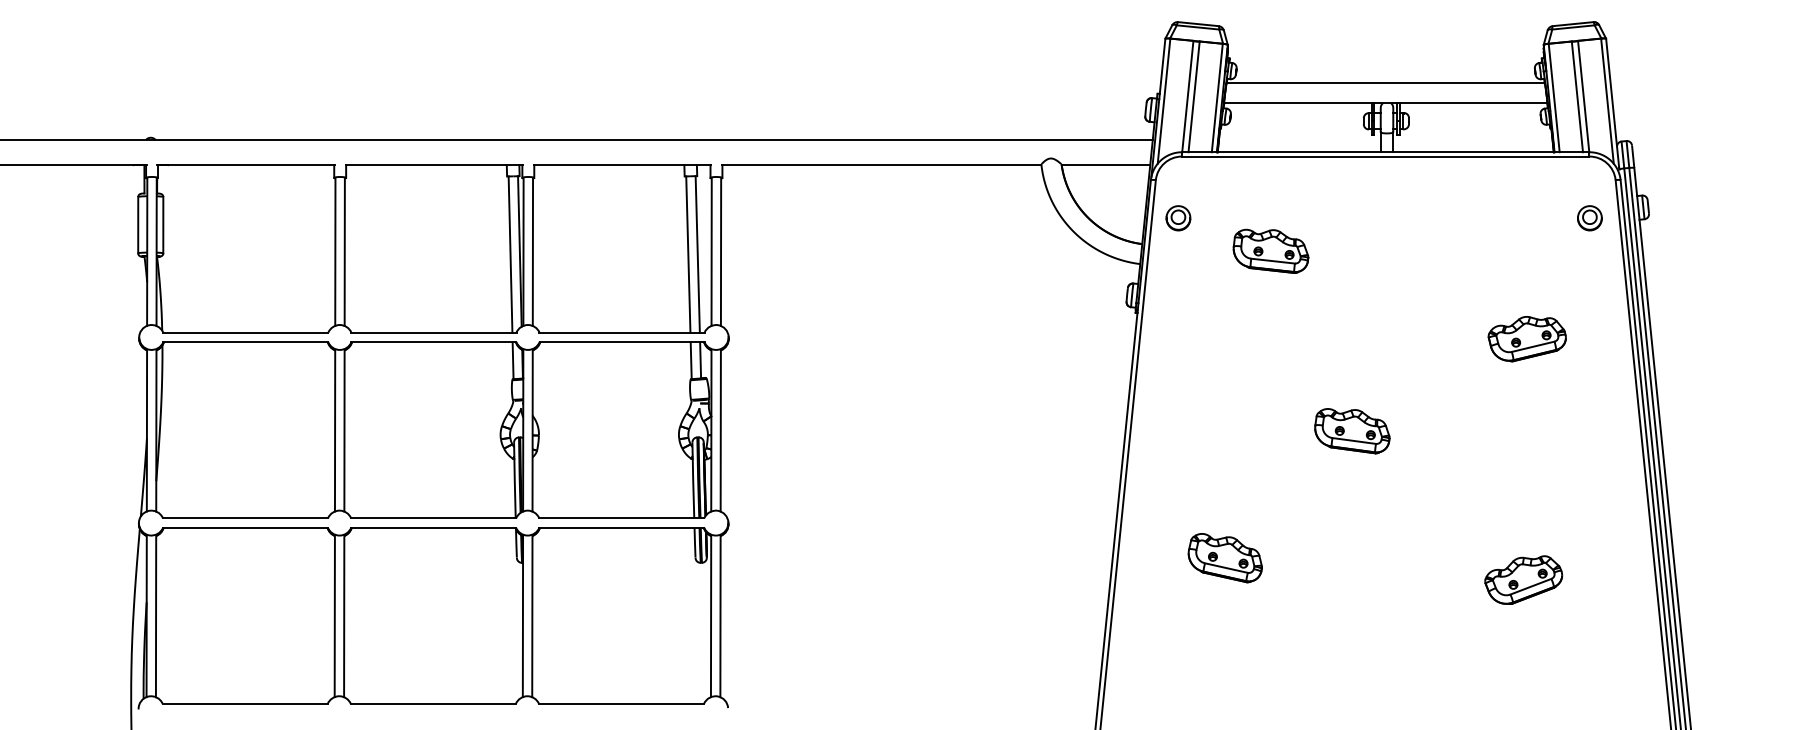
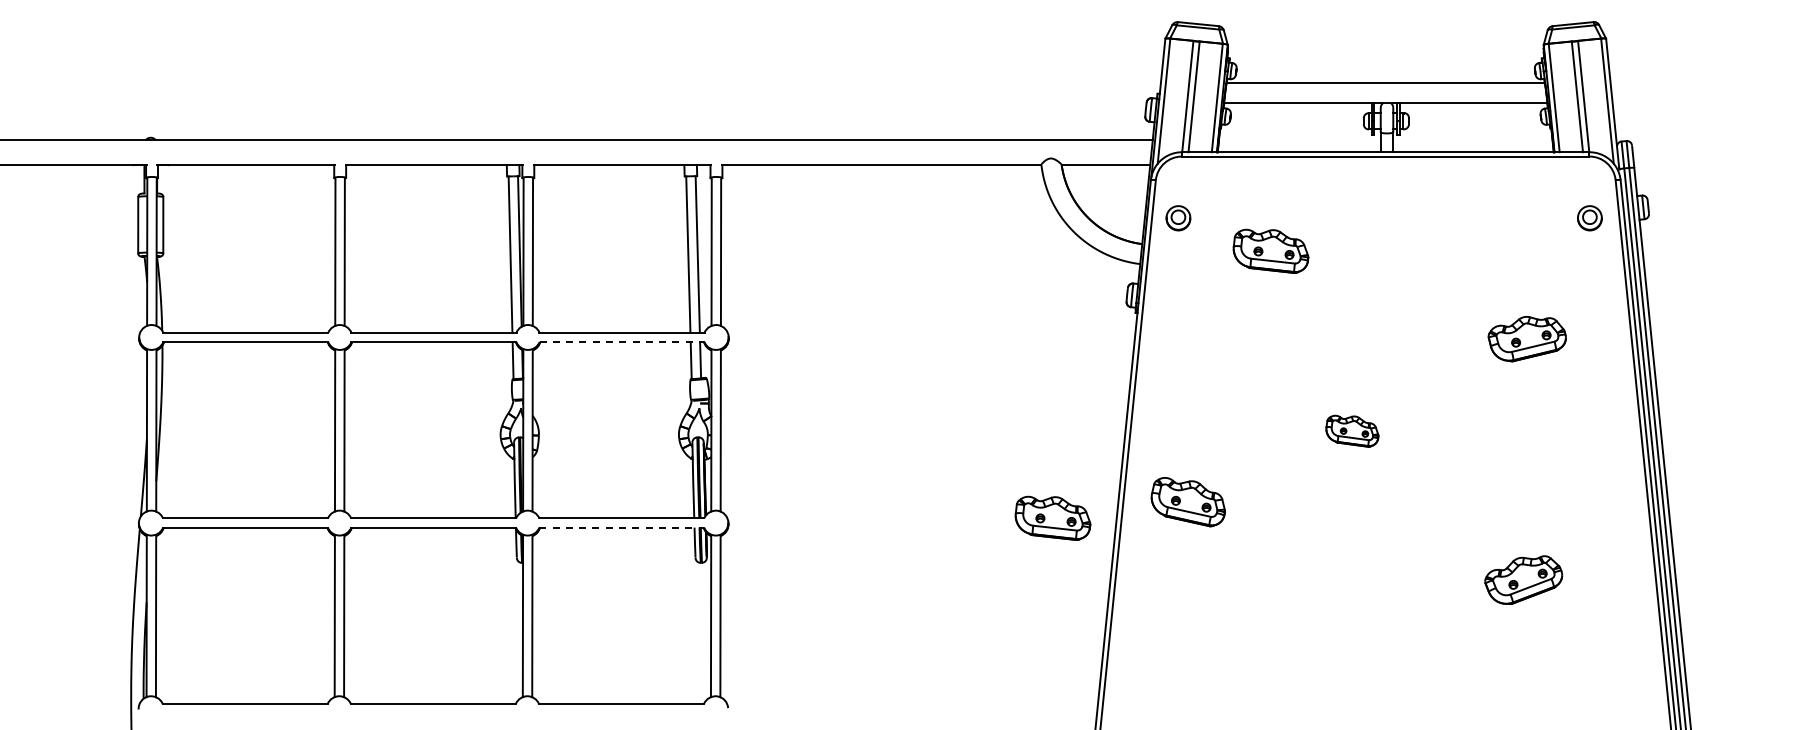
line: solid -> dashed (622, 342)
part size: 77x47 px -> 55x34 px (1352, 430)
part: none -> present (1052, 517)
line: solid -> dashed (622, 527)
part position: (1224, 558) -> (1187, 502) (1187, 502)
